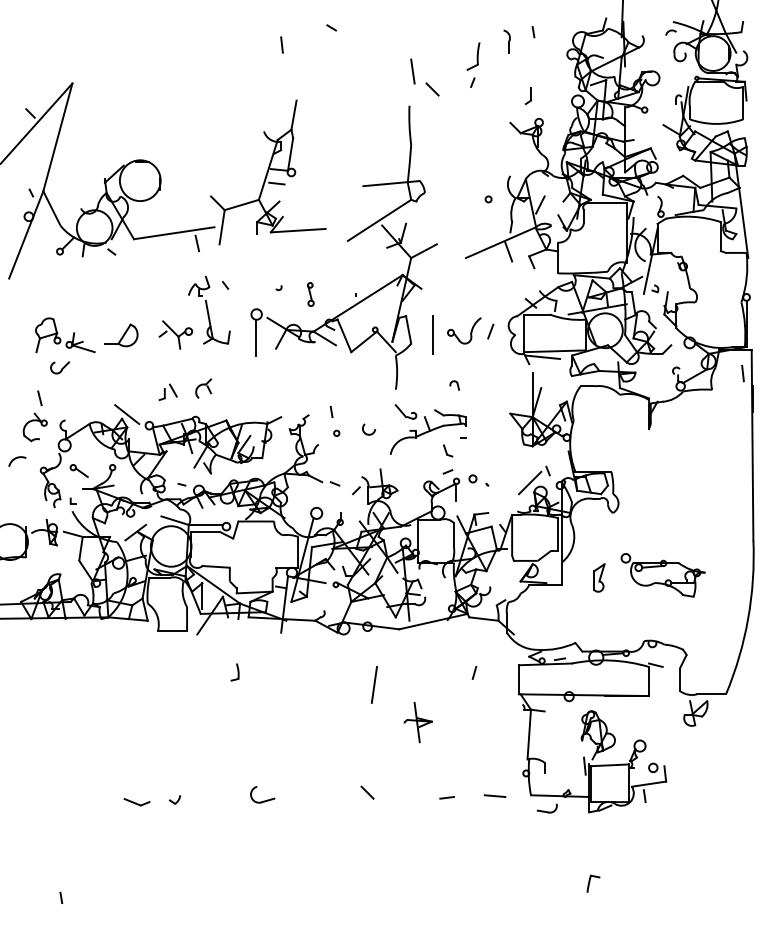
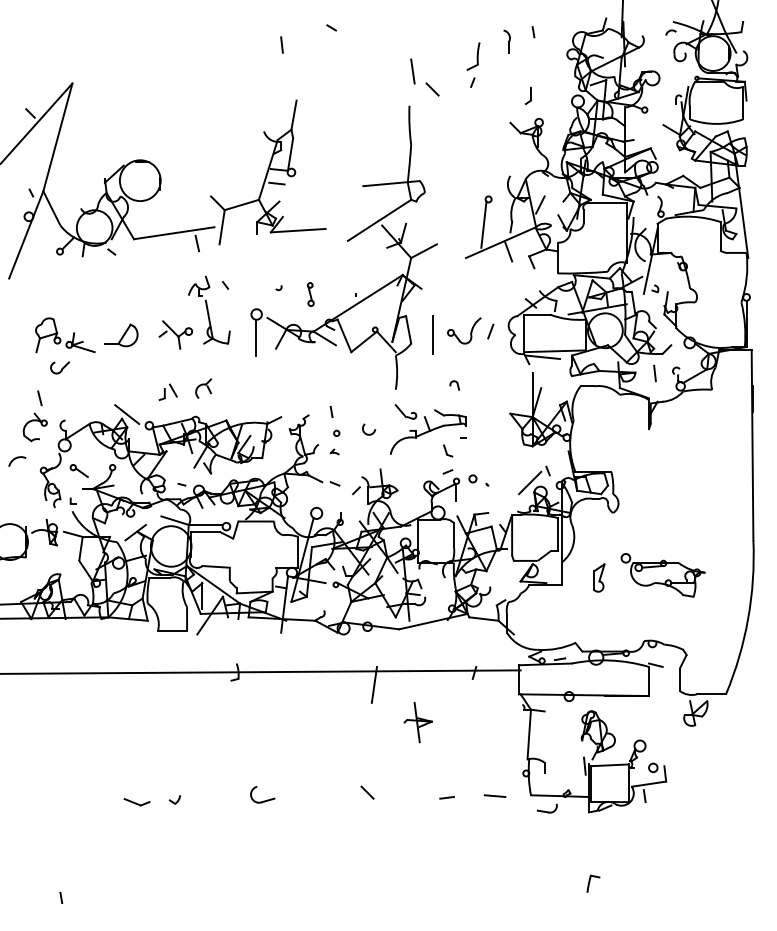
line: none -> present (483, 224)
line position: (742, 373) -> (654, 373) (654, 373)
part: none -> present (334, 451)
line: none -> present (261, 671)
